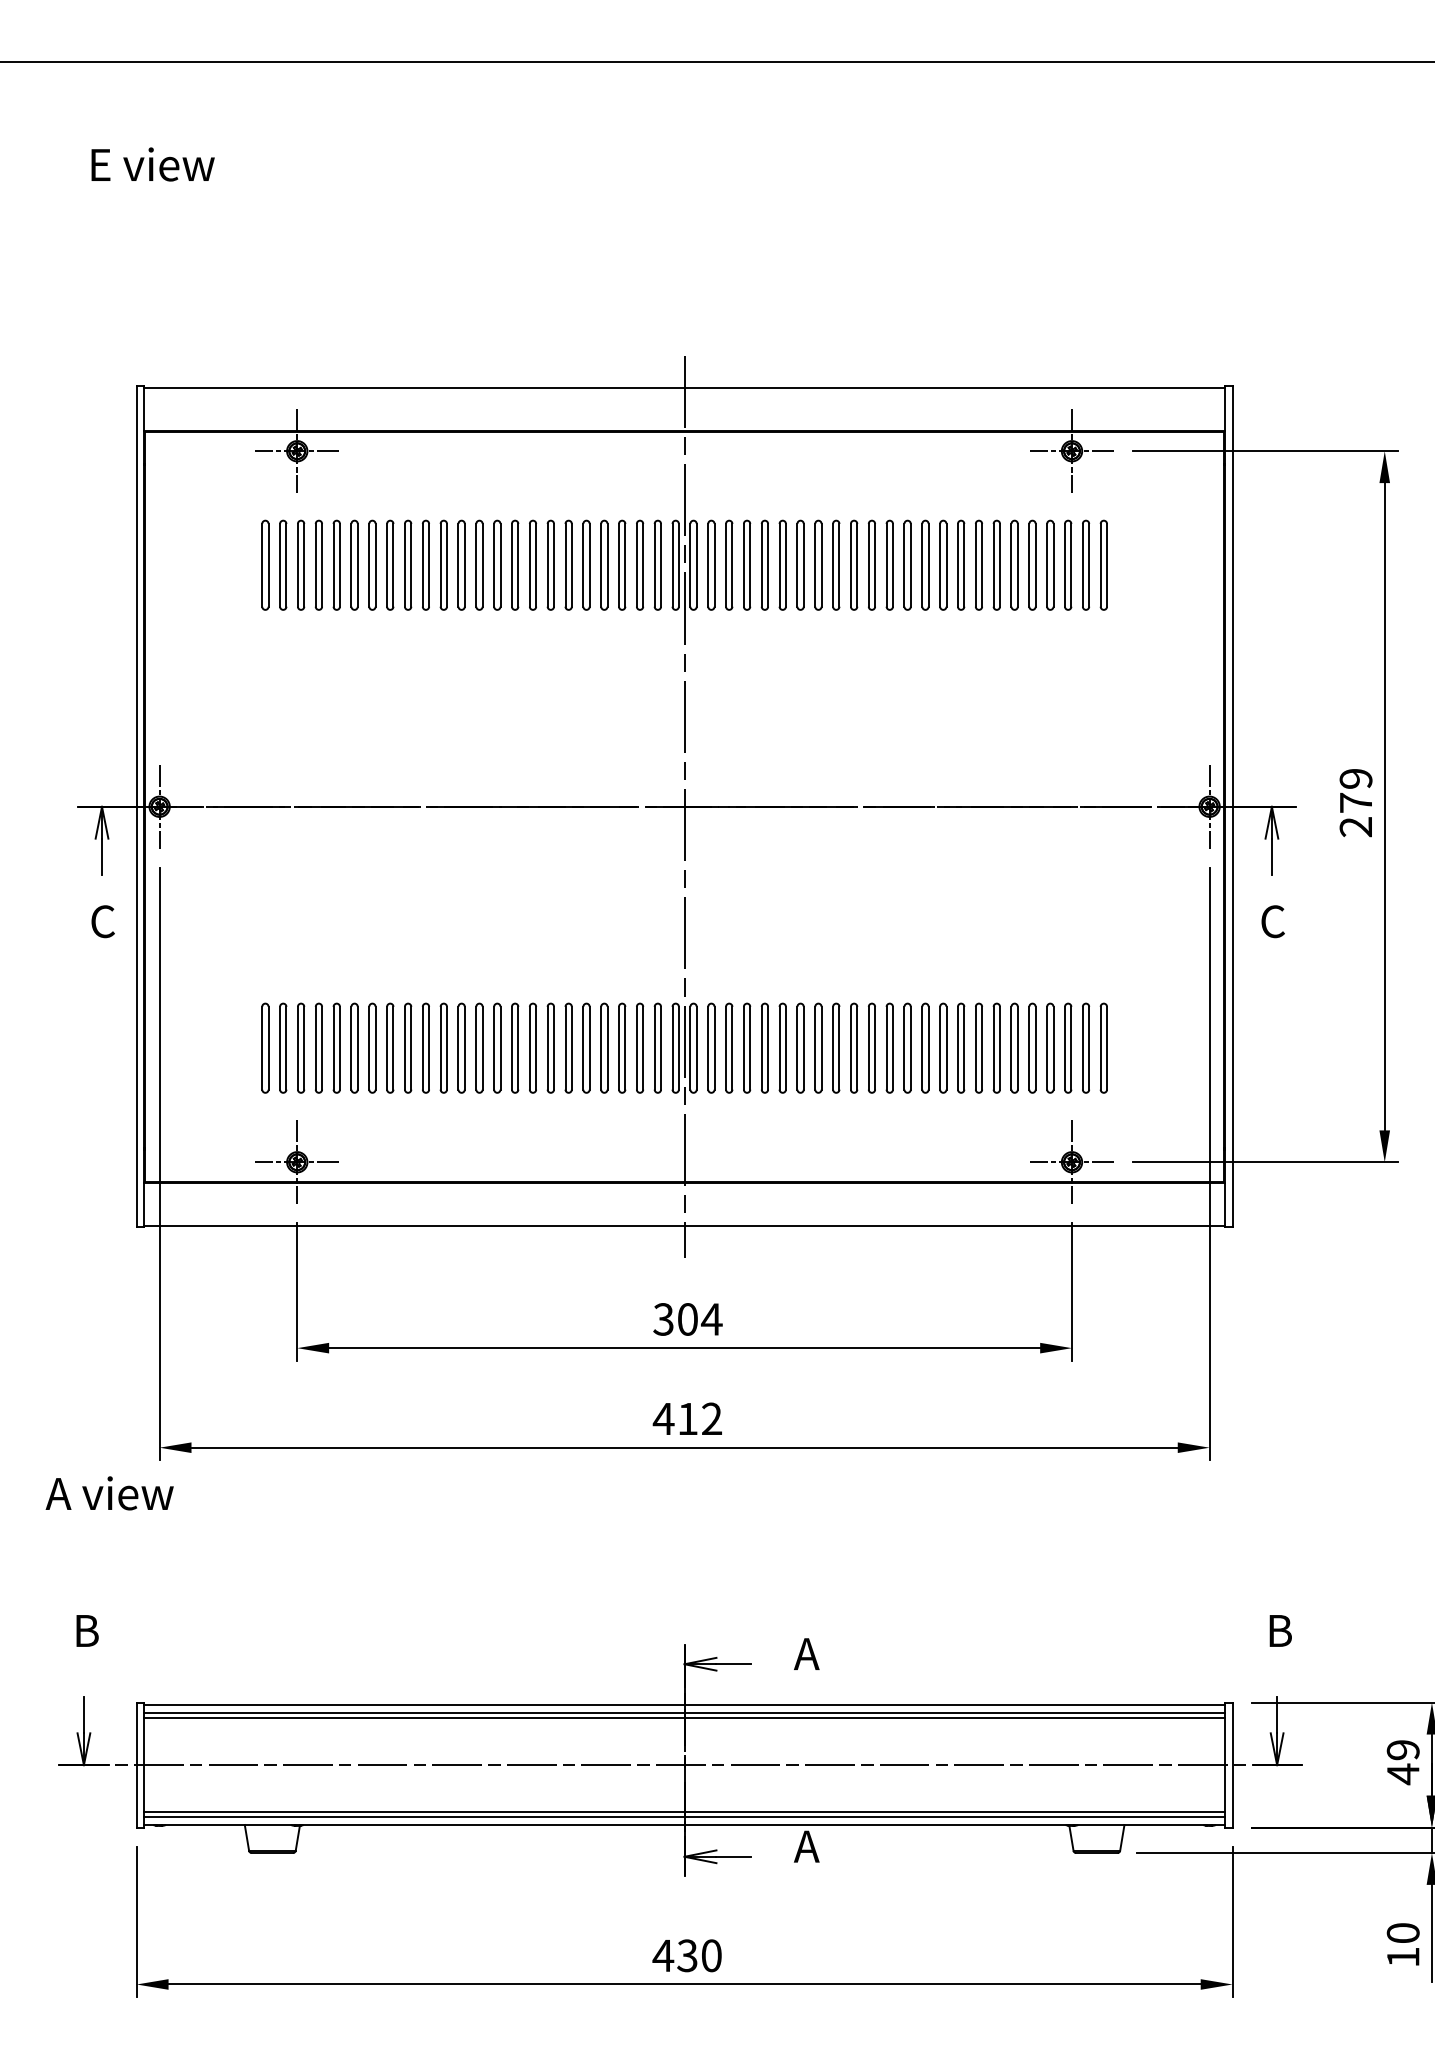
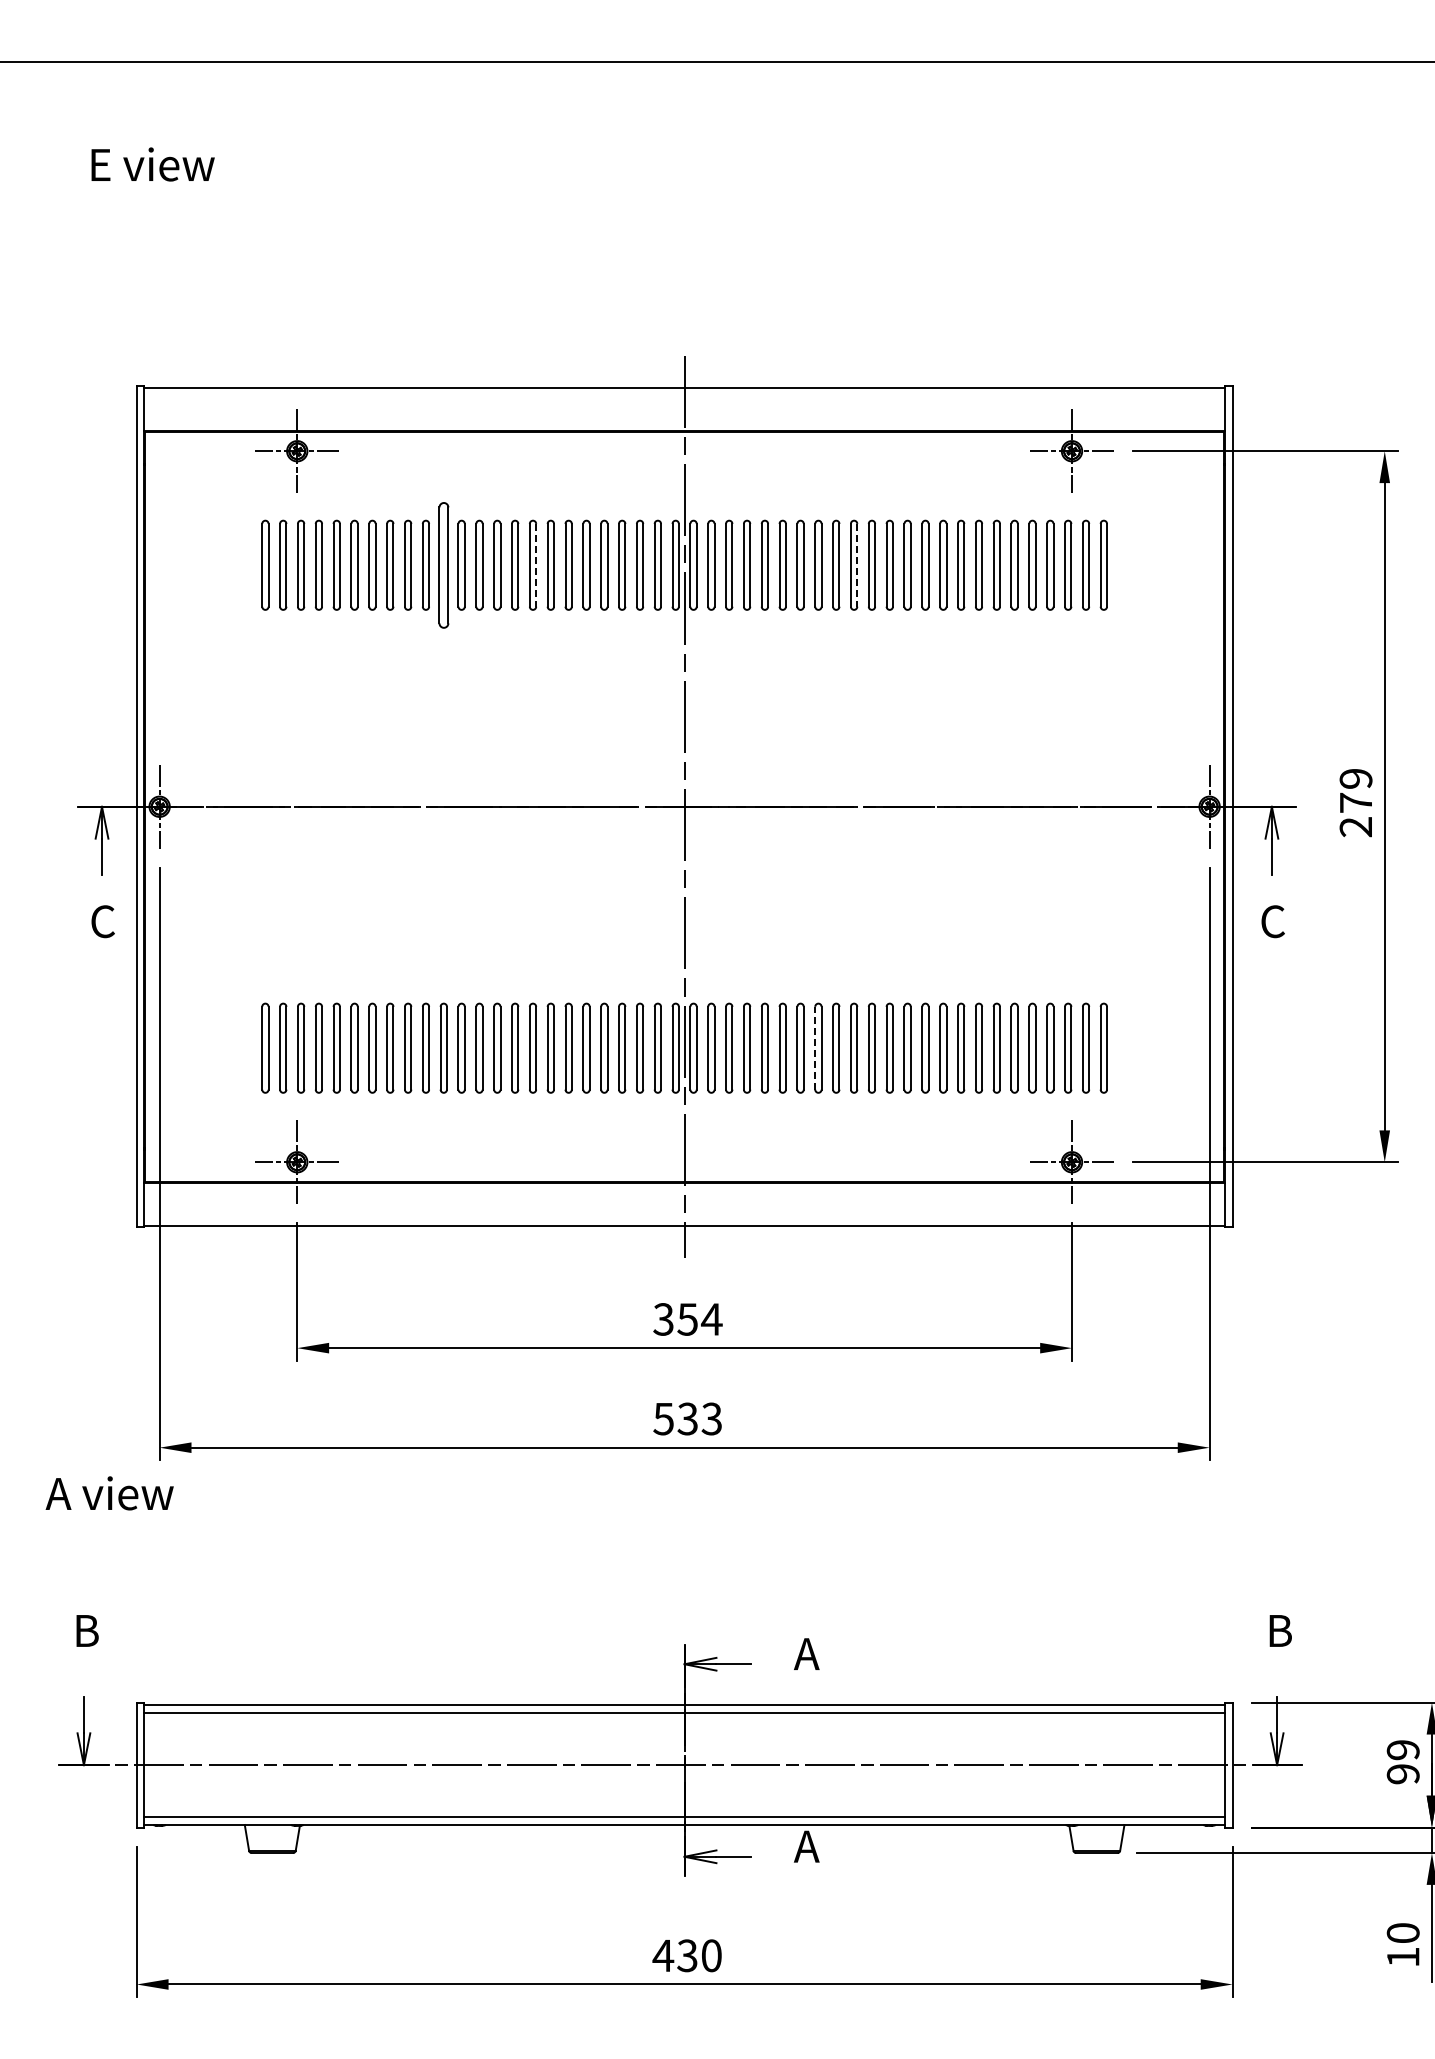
part size: 9x92 px -> 12x127 px (443, 565)
line: solid -> dashed (536, 565)
line: solid -> dashed (857, 565)
line: solid -> dashed (815, 1047)
text: 304 -> 354 (687, 1319)
text: 412 -> 533 (686, 1418)
line: present -> none (684, 1717)
text: 49 -> 99 (1402, 1774)
line: present -> none (684, 1812)
